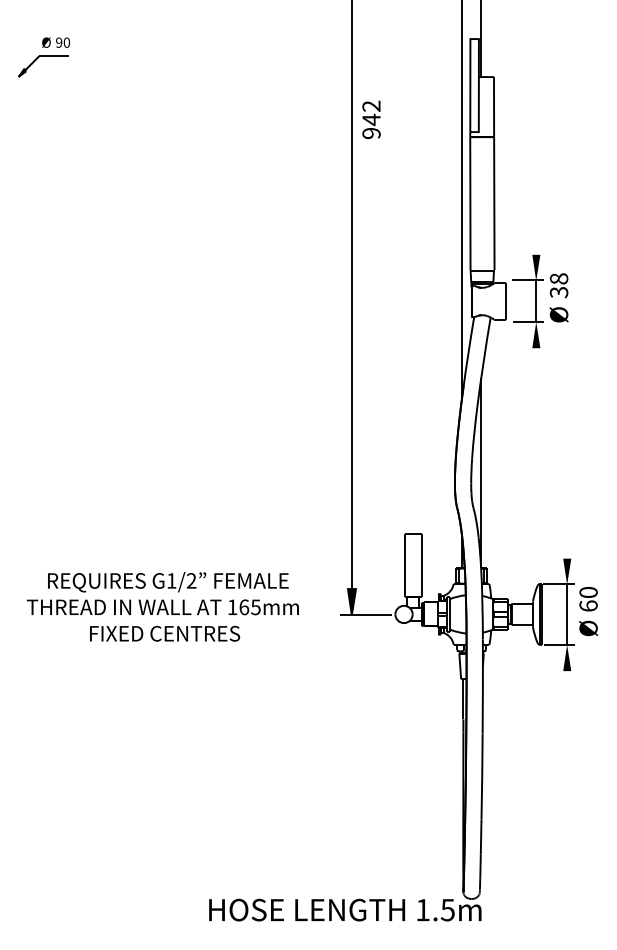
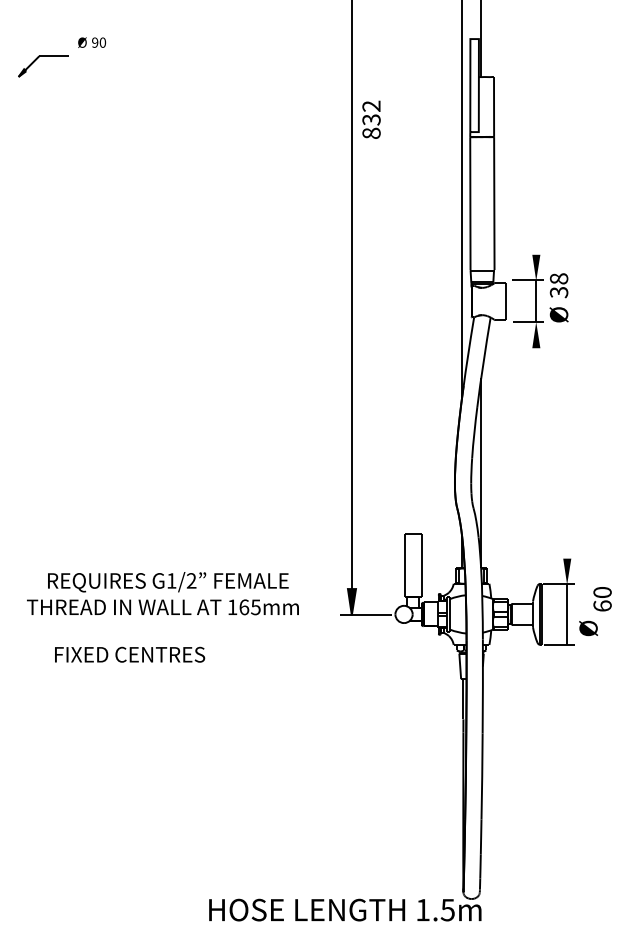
text position: (55, 42) -> (91, 42) (91, 42)
text: 942 -> 832 (371, 126)
text position: (588, 599) -> (602, 599) (602, 599)
text position: (165, 633) -> (130, 654) (130, 654)
fill: present -> none (567, 657)
